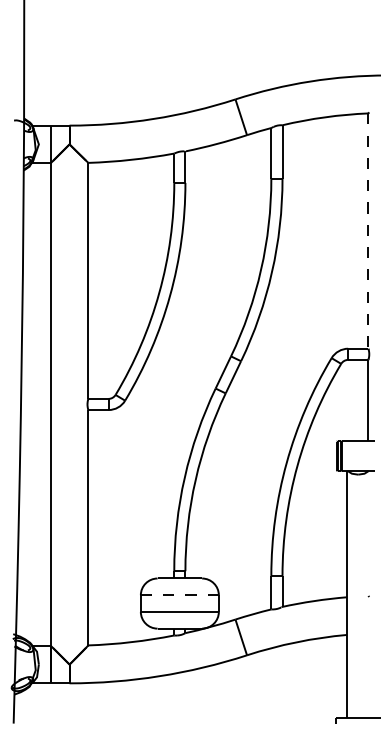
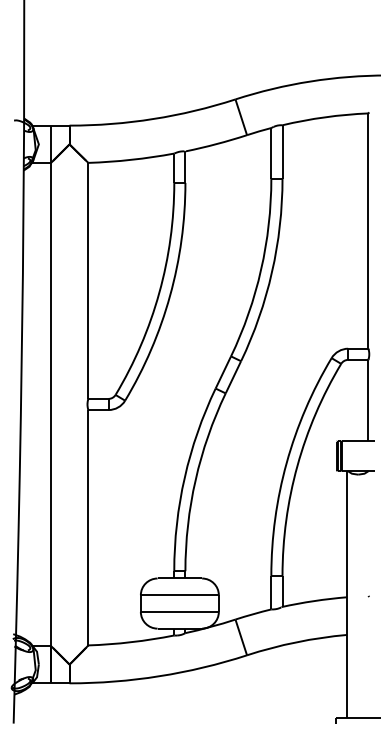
line: dashed -> solid (368, 231)
line: dashed -> solid (175, 595)
